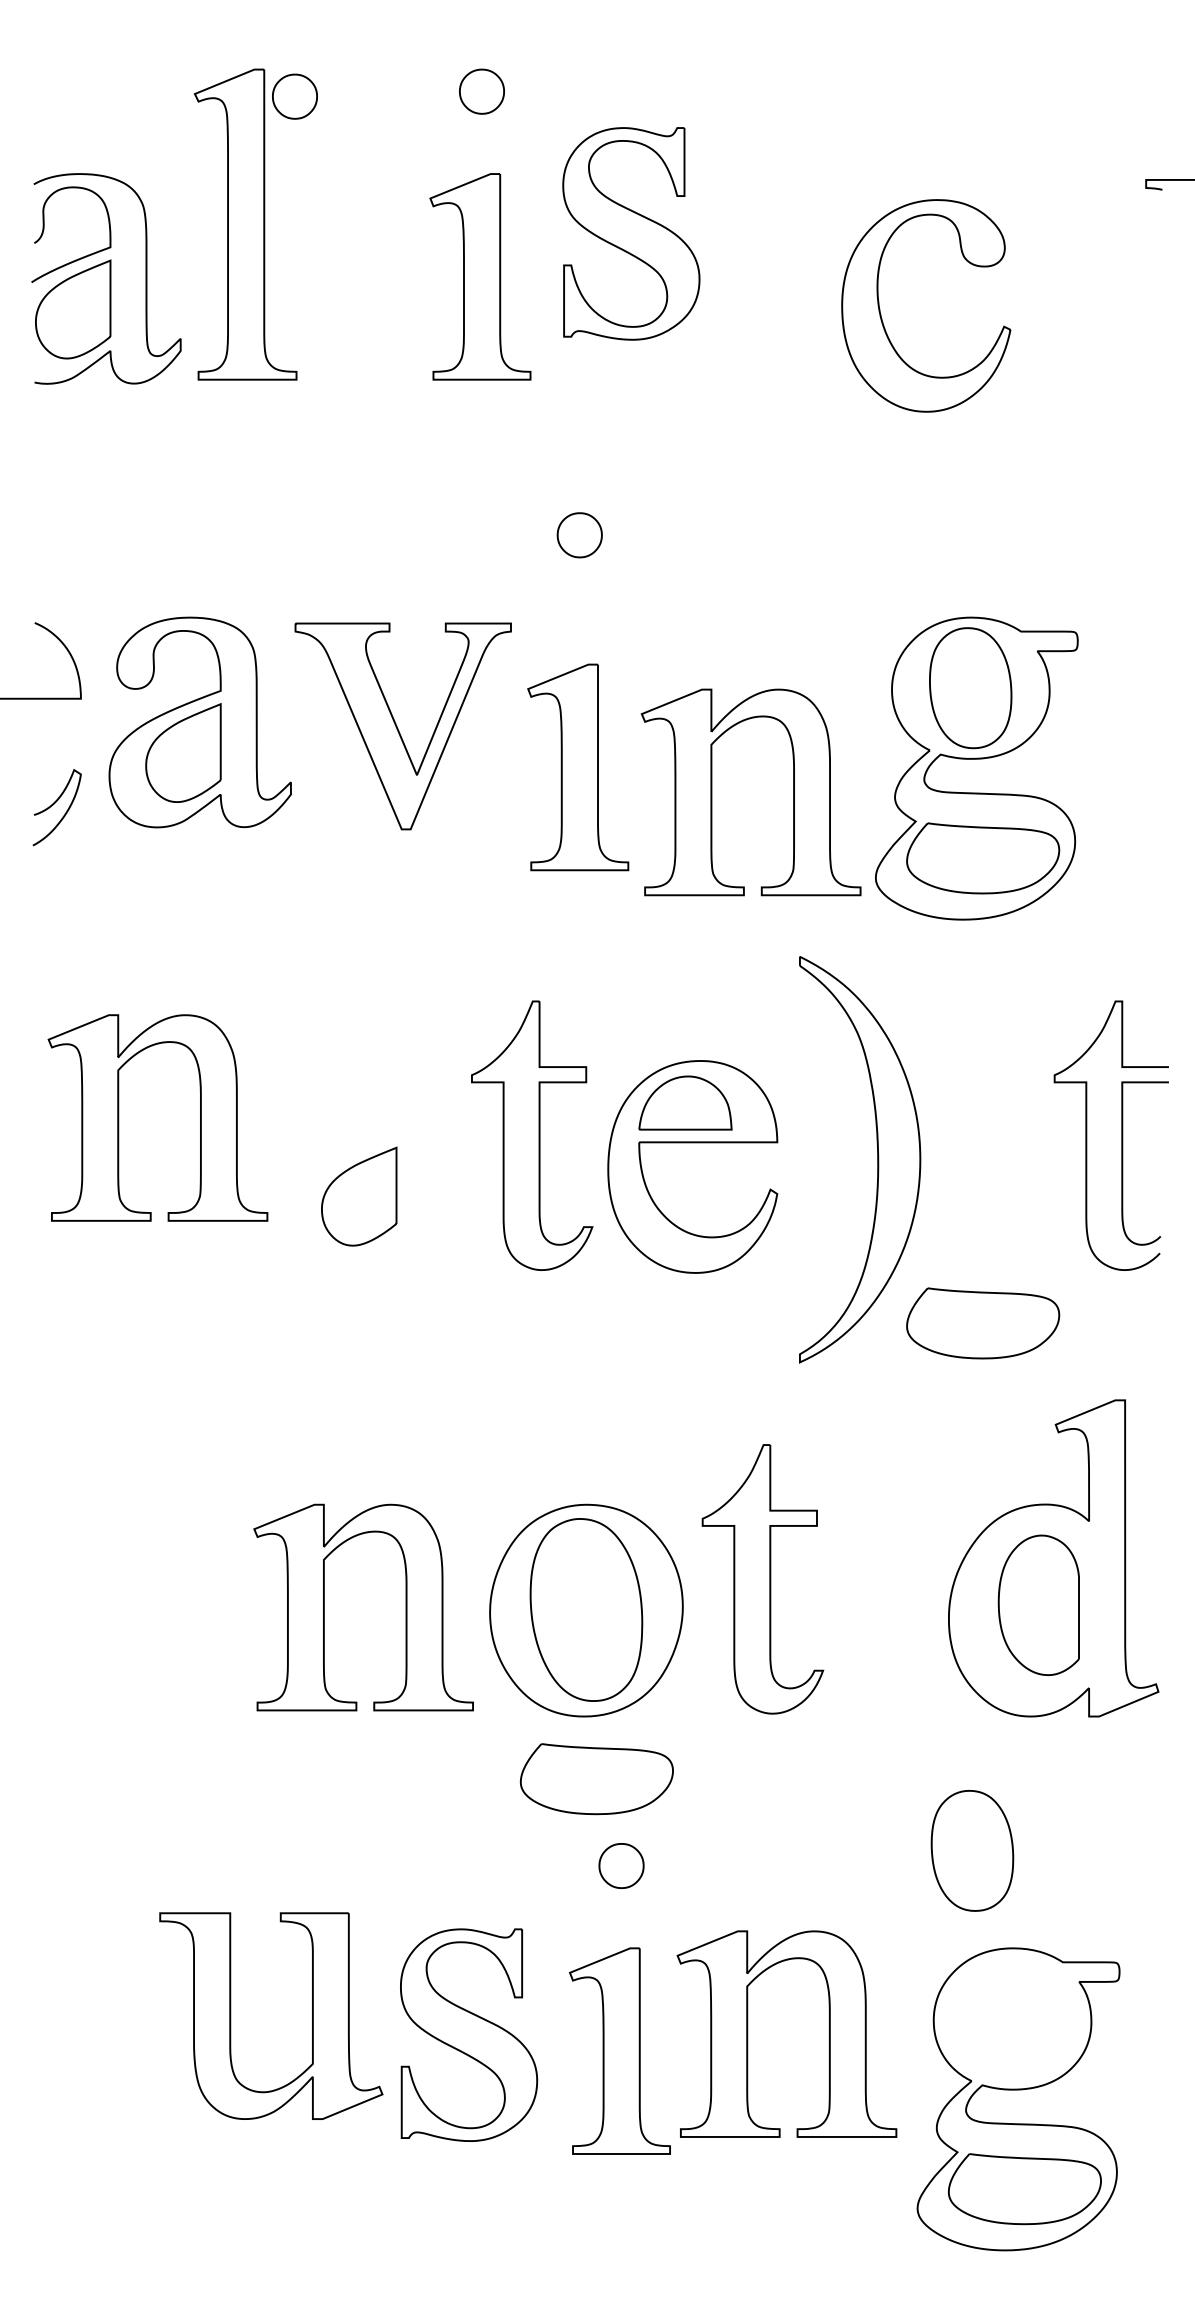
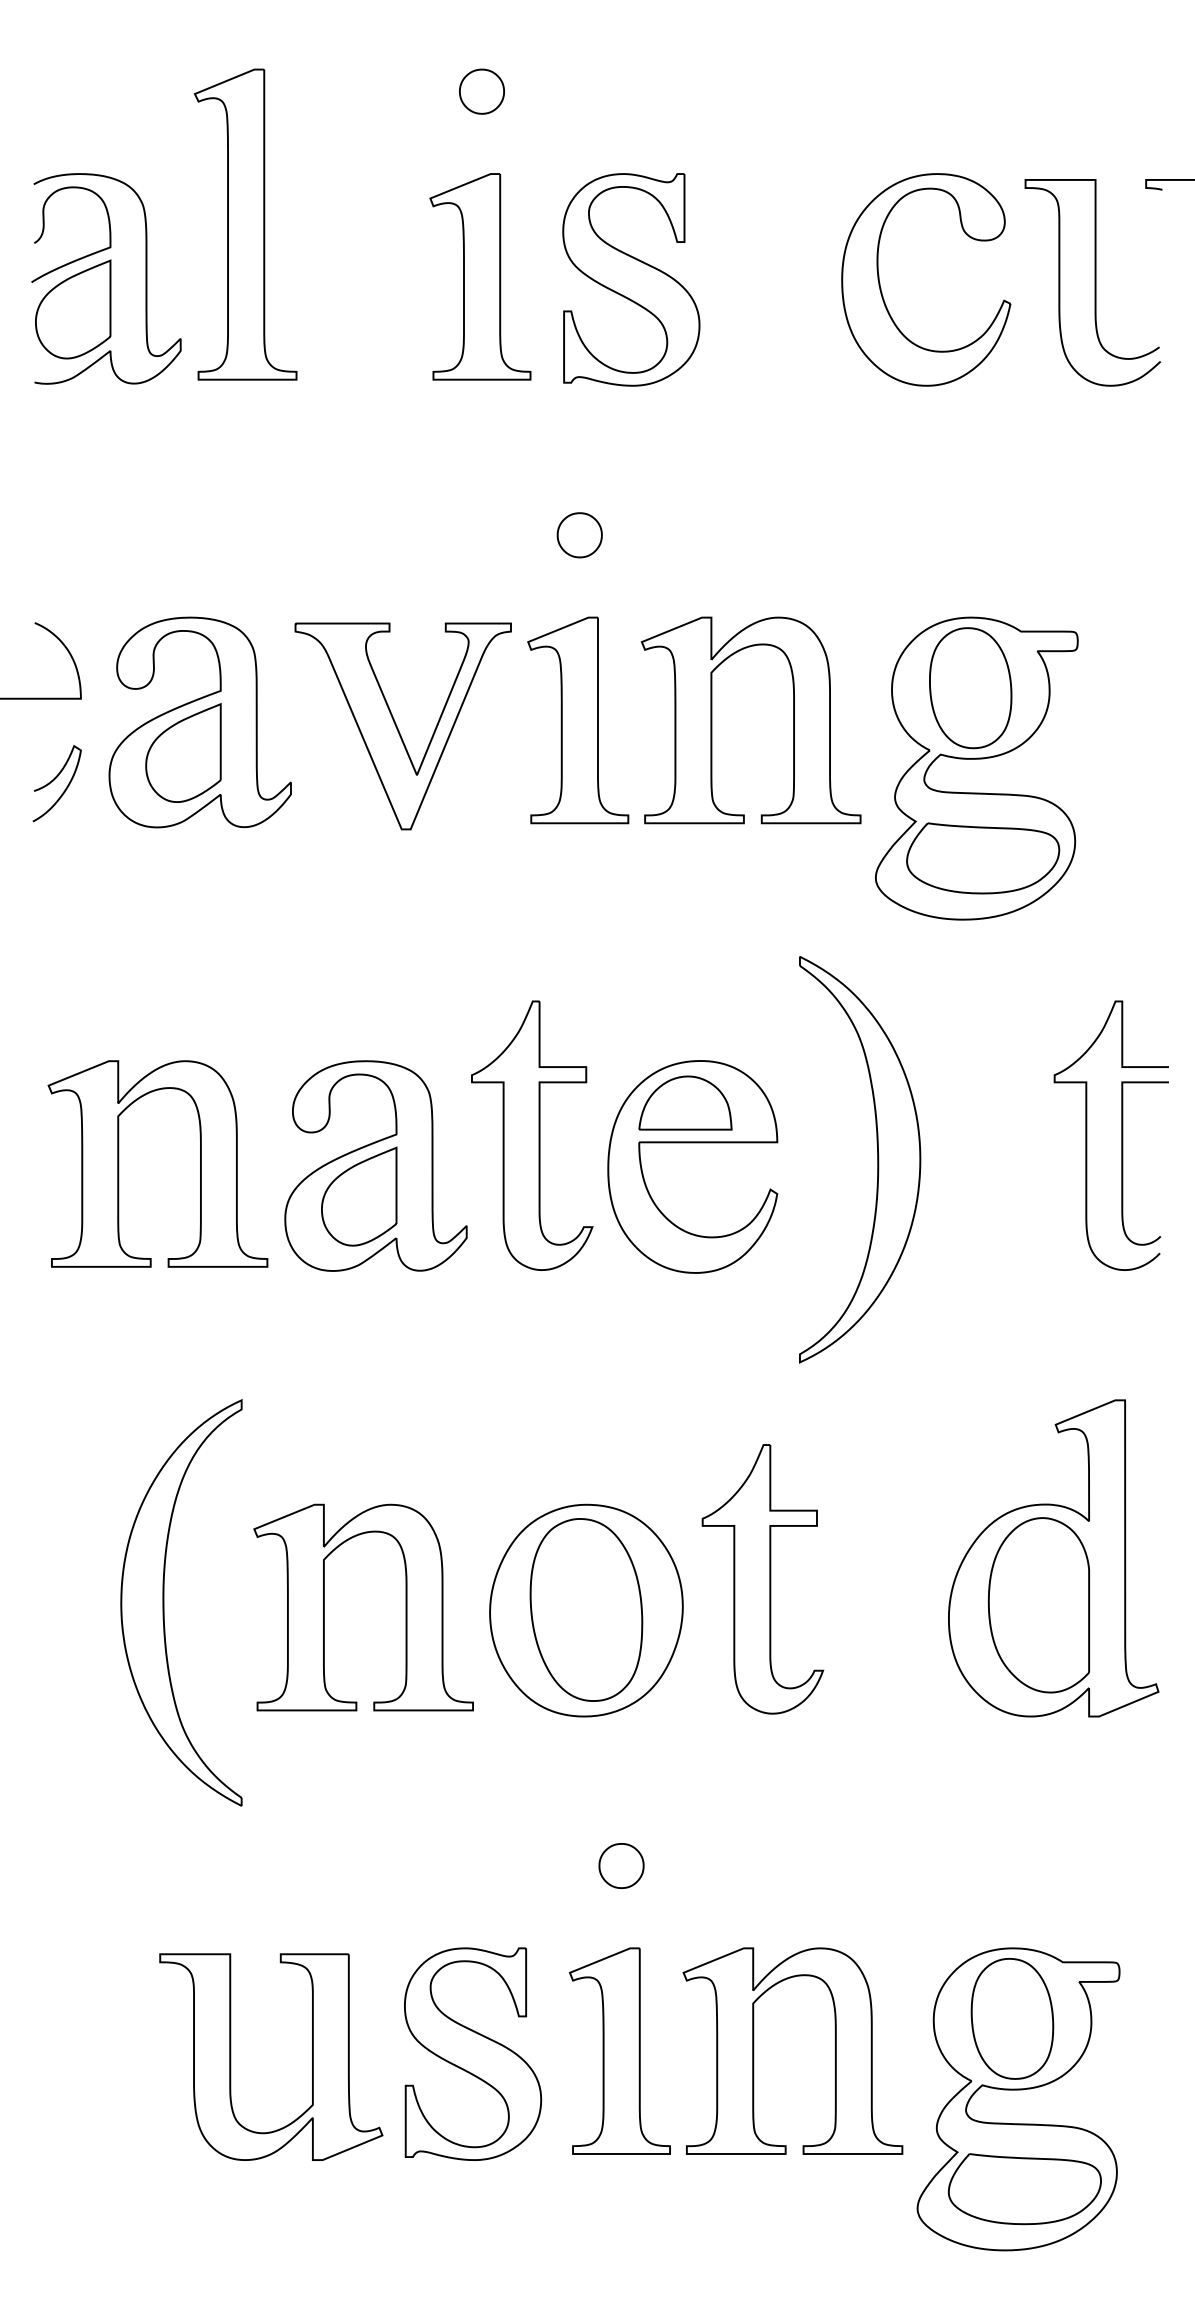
part: present -> none (294, 96)
part position: (631, 233) -> (631, 279) (631, 279)
curve: none -> present (1094, 282)
part position: (882, 318) -> (882, 292) (882, 292)
part position: (578, 767) -> (578, 720) (578, 720)
part position: (712, 792) -> (712, 720) (712, 720)
curve position: (54, 804) -> (54, 780) (54, 780)
part position: (119, 1117) -> (119, 1163) (119, 1163)
part: none -> present (375, 1165)
part: present -> none (983, 1323)
part: none -> present (164, 1602)
part size: 83x142 px -> 103x177 px (1038, 1605)
part: present -> none (596, 1779)
part position: (972, 1850) -> (1012, 2018) (1012, 2018)
part position: (231, 2015) -> (231, 2056) (231, 2056)
part position: (748, 2033) -> (754, 2050) (754, 2050)
part position: (469, 2034) -> (473, 2053) (473, 2053)
